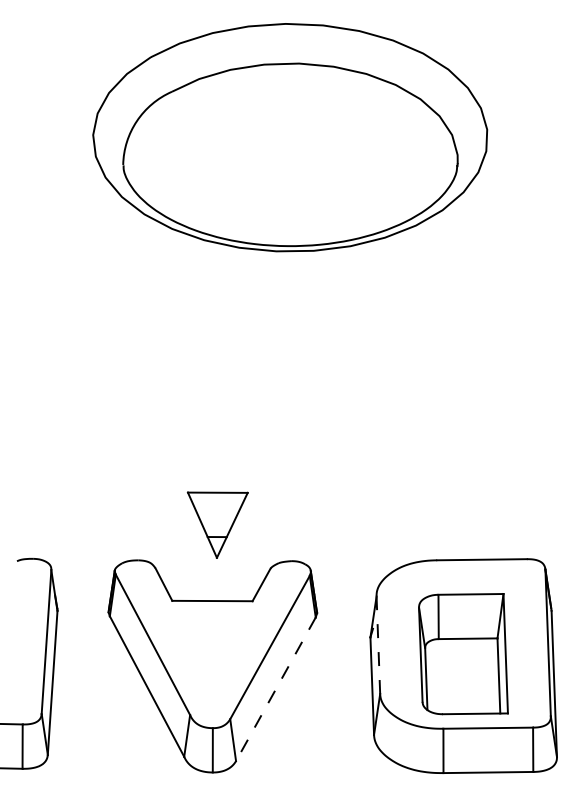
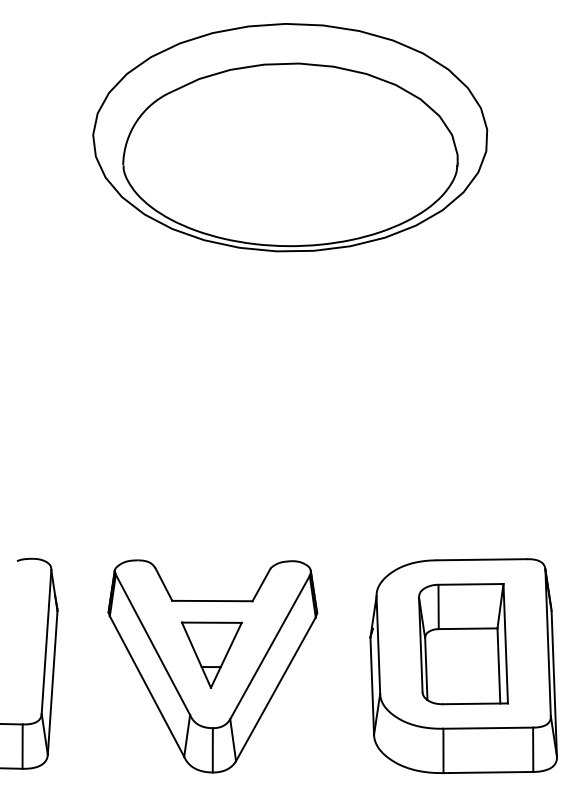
part position: (217, 524) -> (211, 654) (211, 654)
line: dashed -> solid (378, 645)
part position: (463, 654) -> (463, 644) (463, 644)
line: dashed -> solid (275, 689)
